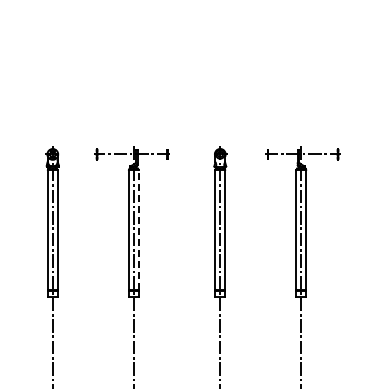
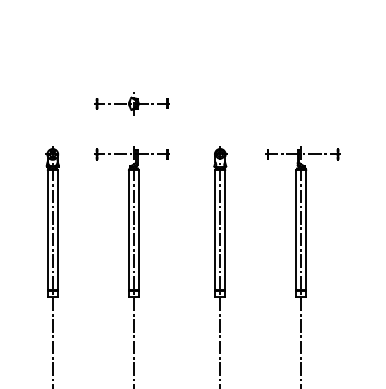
part: none -> present (131, 103)
line: dashed -> solid (138, 229)
